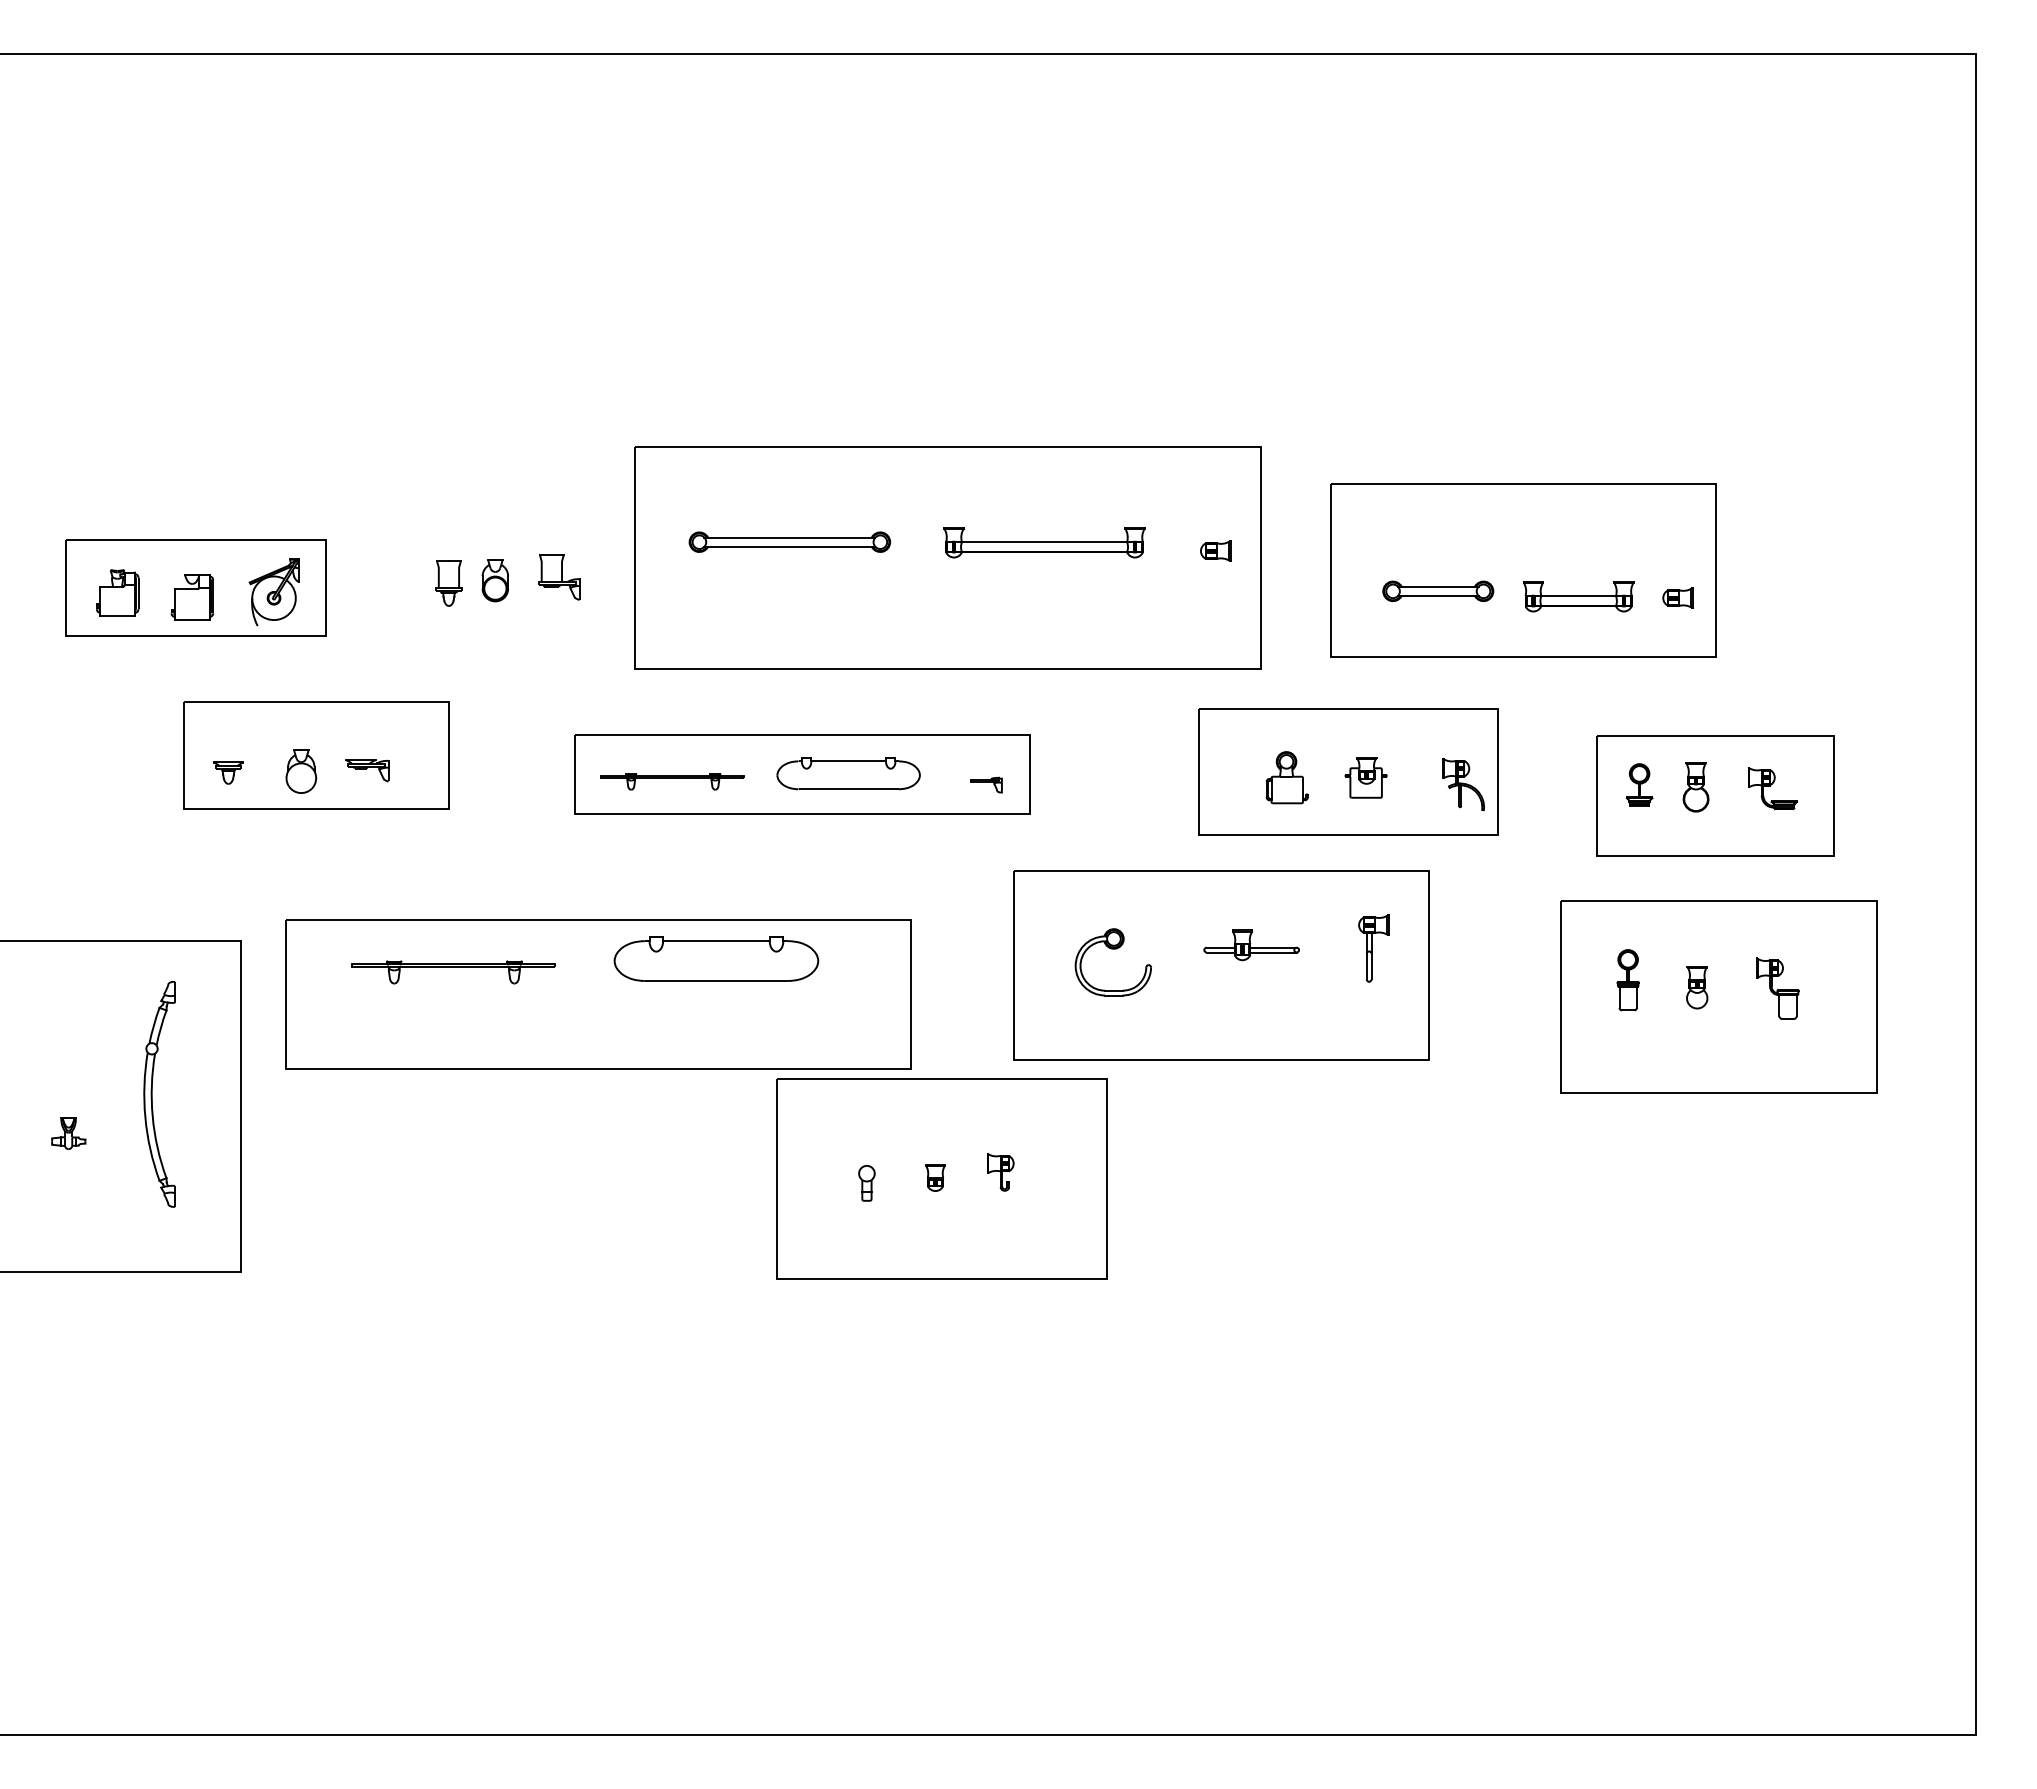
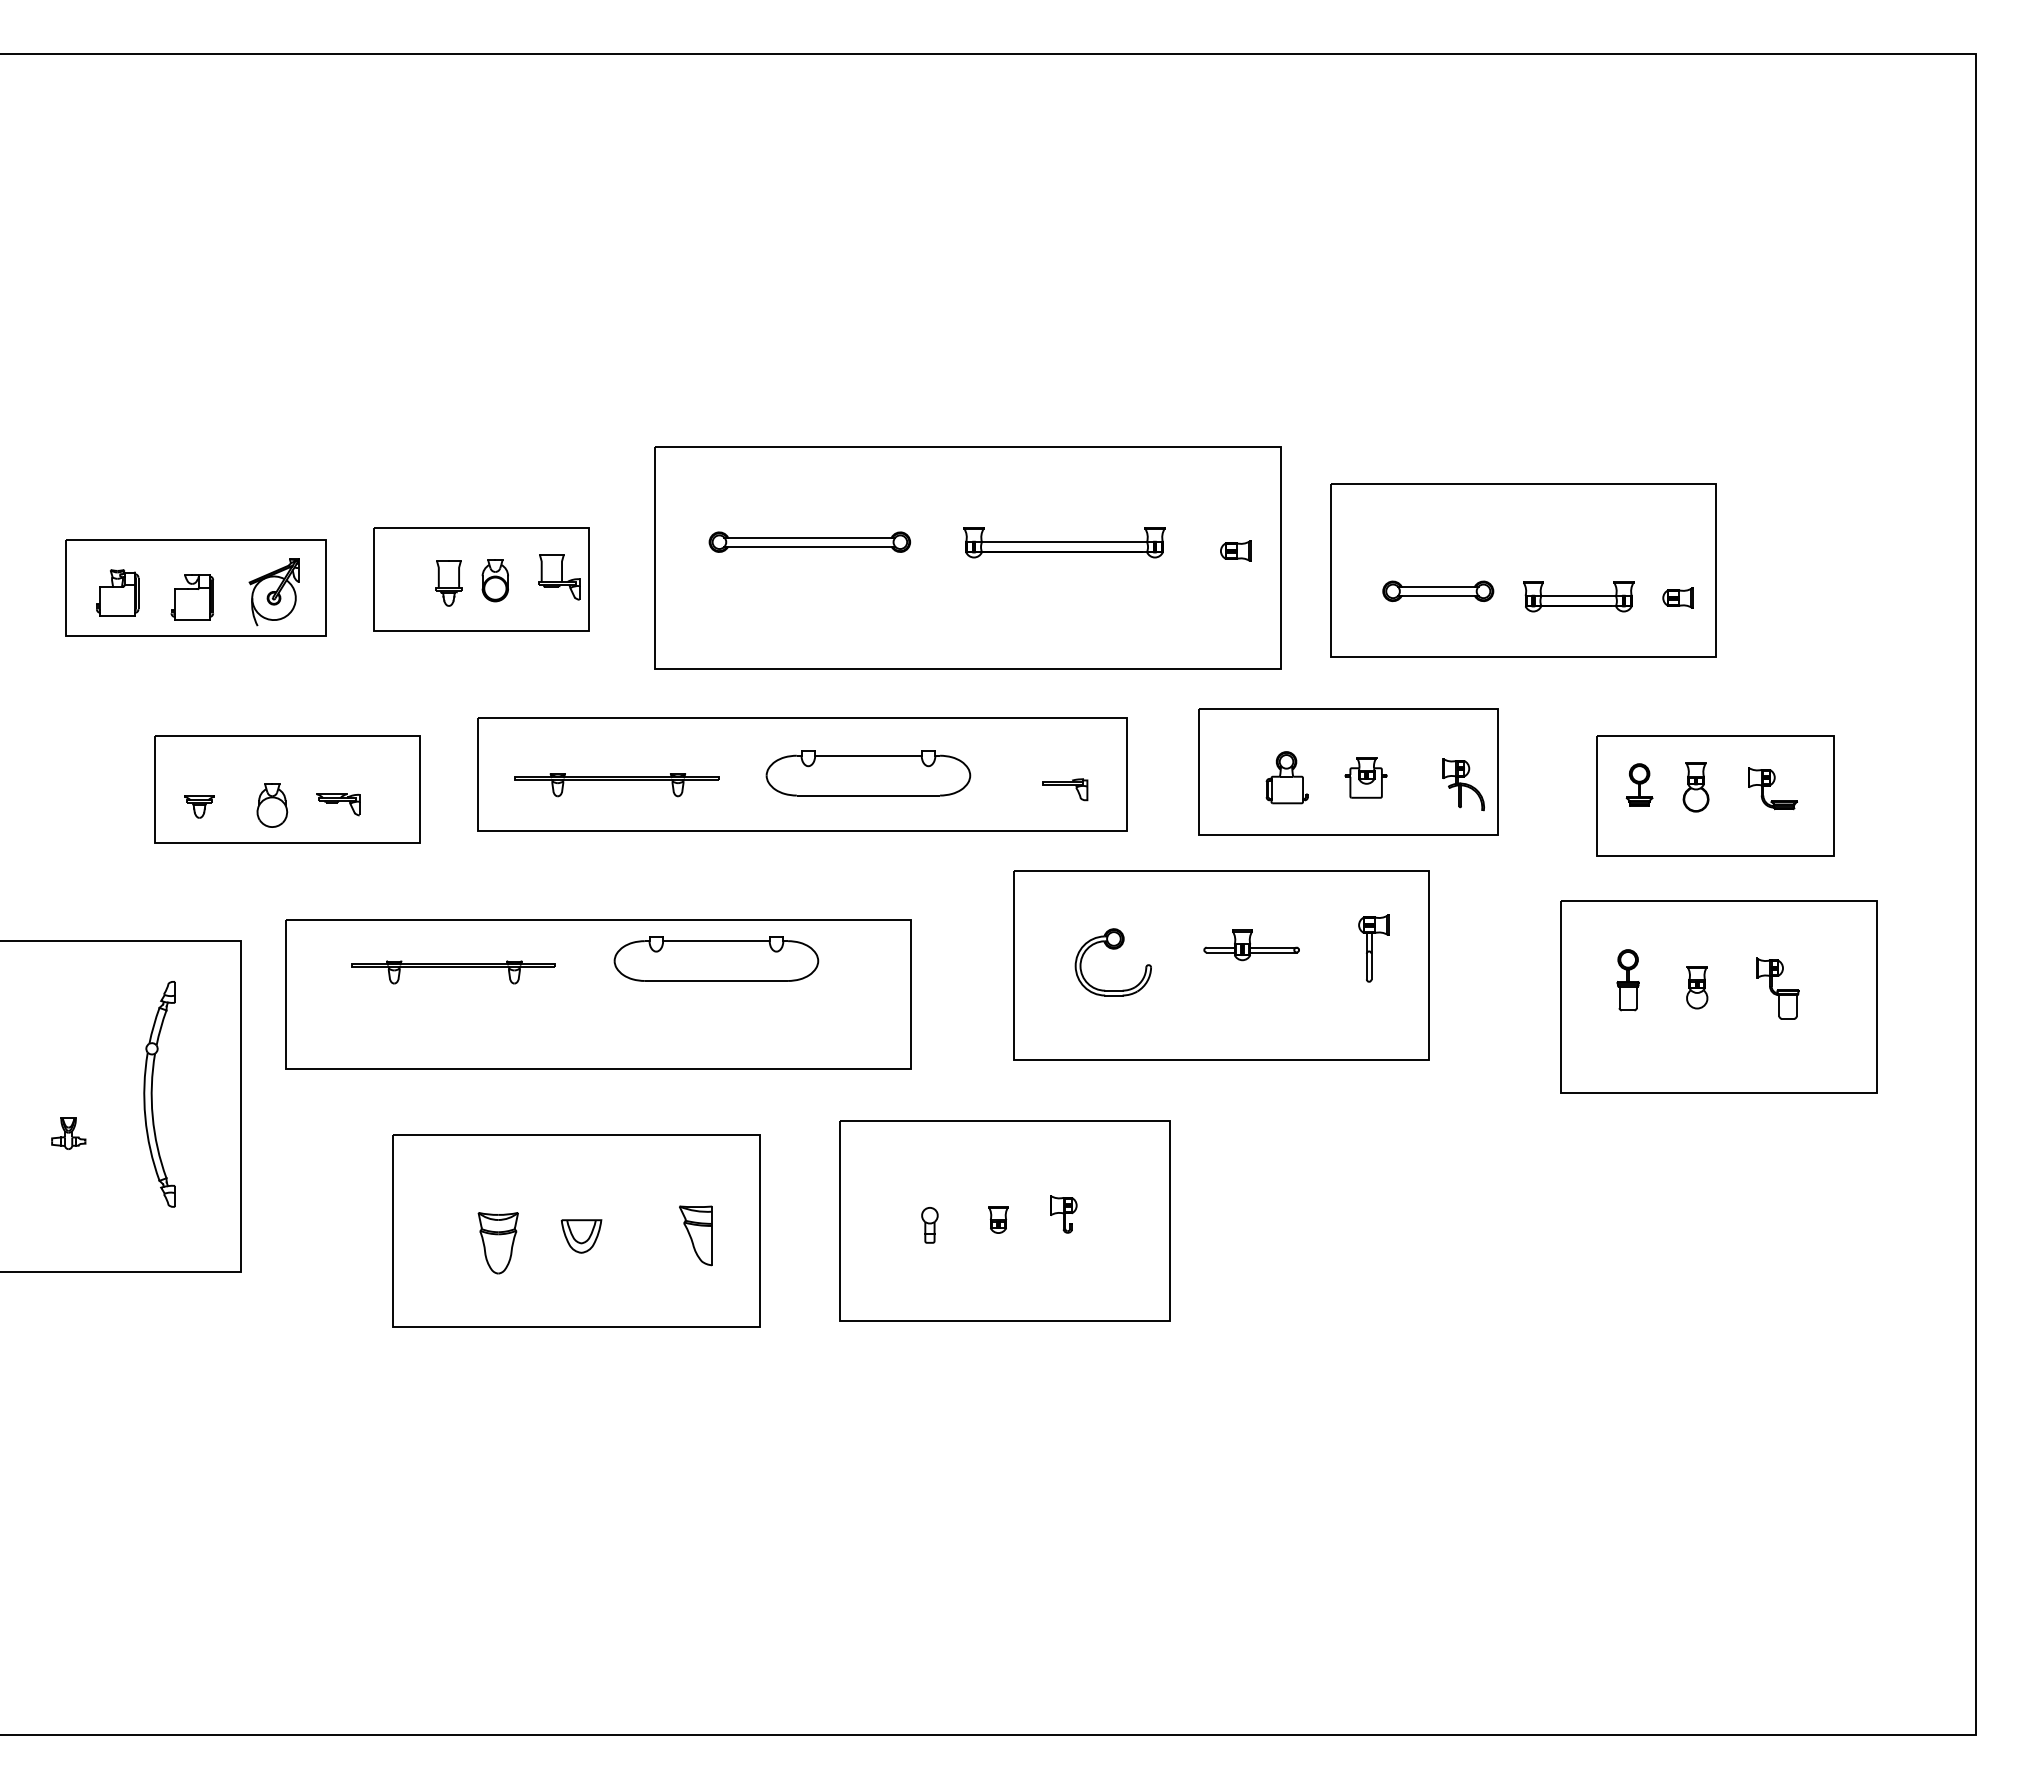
part position: (947, 557) -> (967, 557) (967, 557)
part: none -> present (481, 579)
part position: (316, 755) -> (287, 789) (287, 789)
part size: 457x81 px -> 651x115 px (802, 774)
part position: (941, 1178) -> (1004, 1220) (1004, 1220)
part: none -> present (576, 1230)
